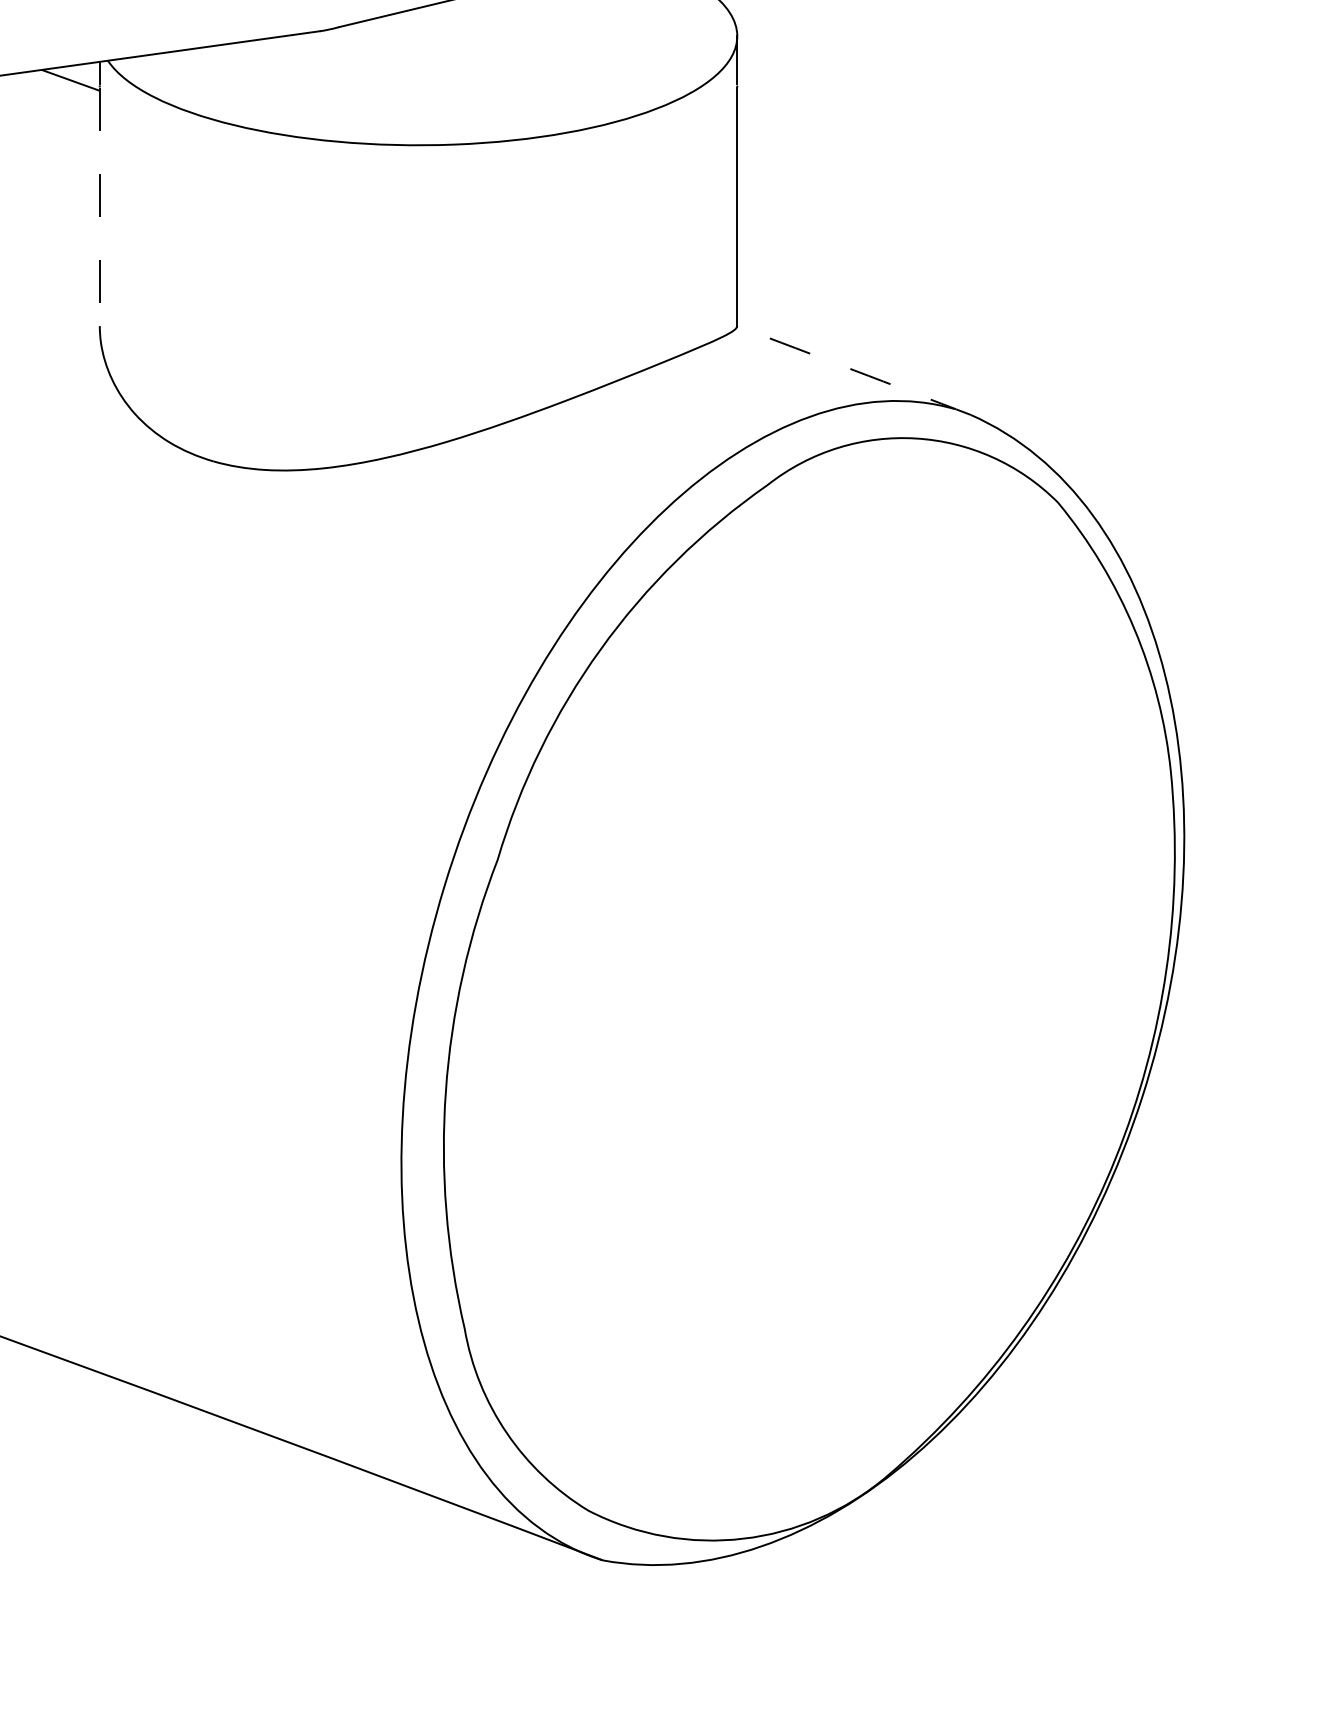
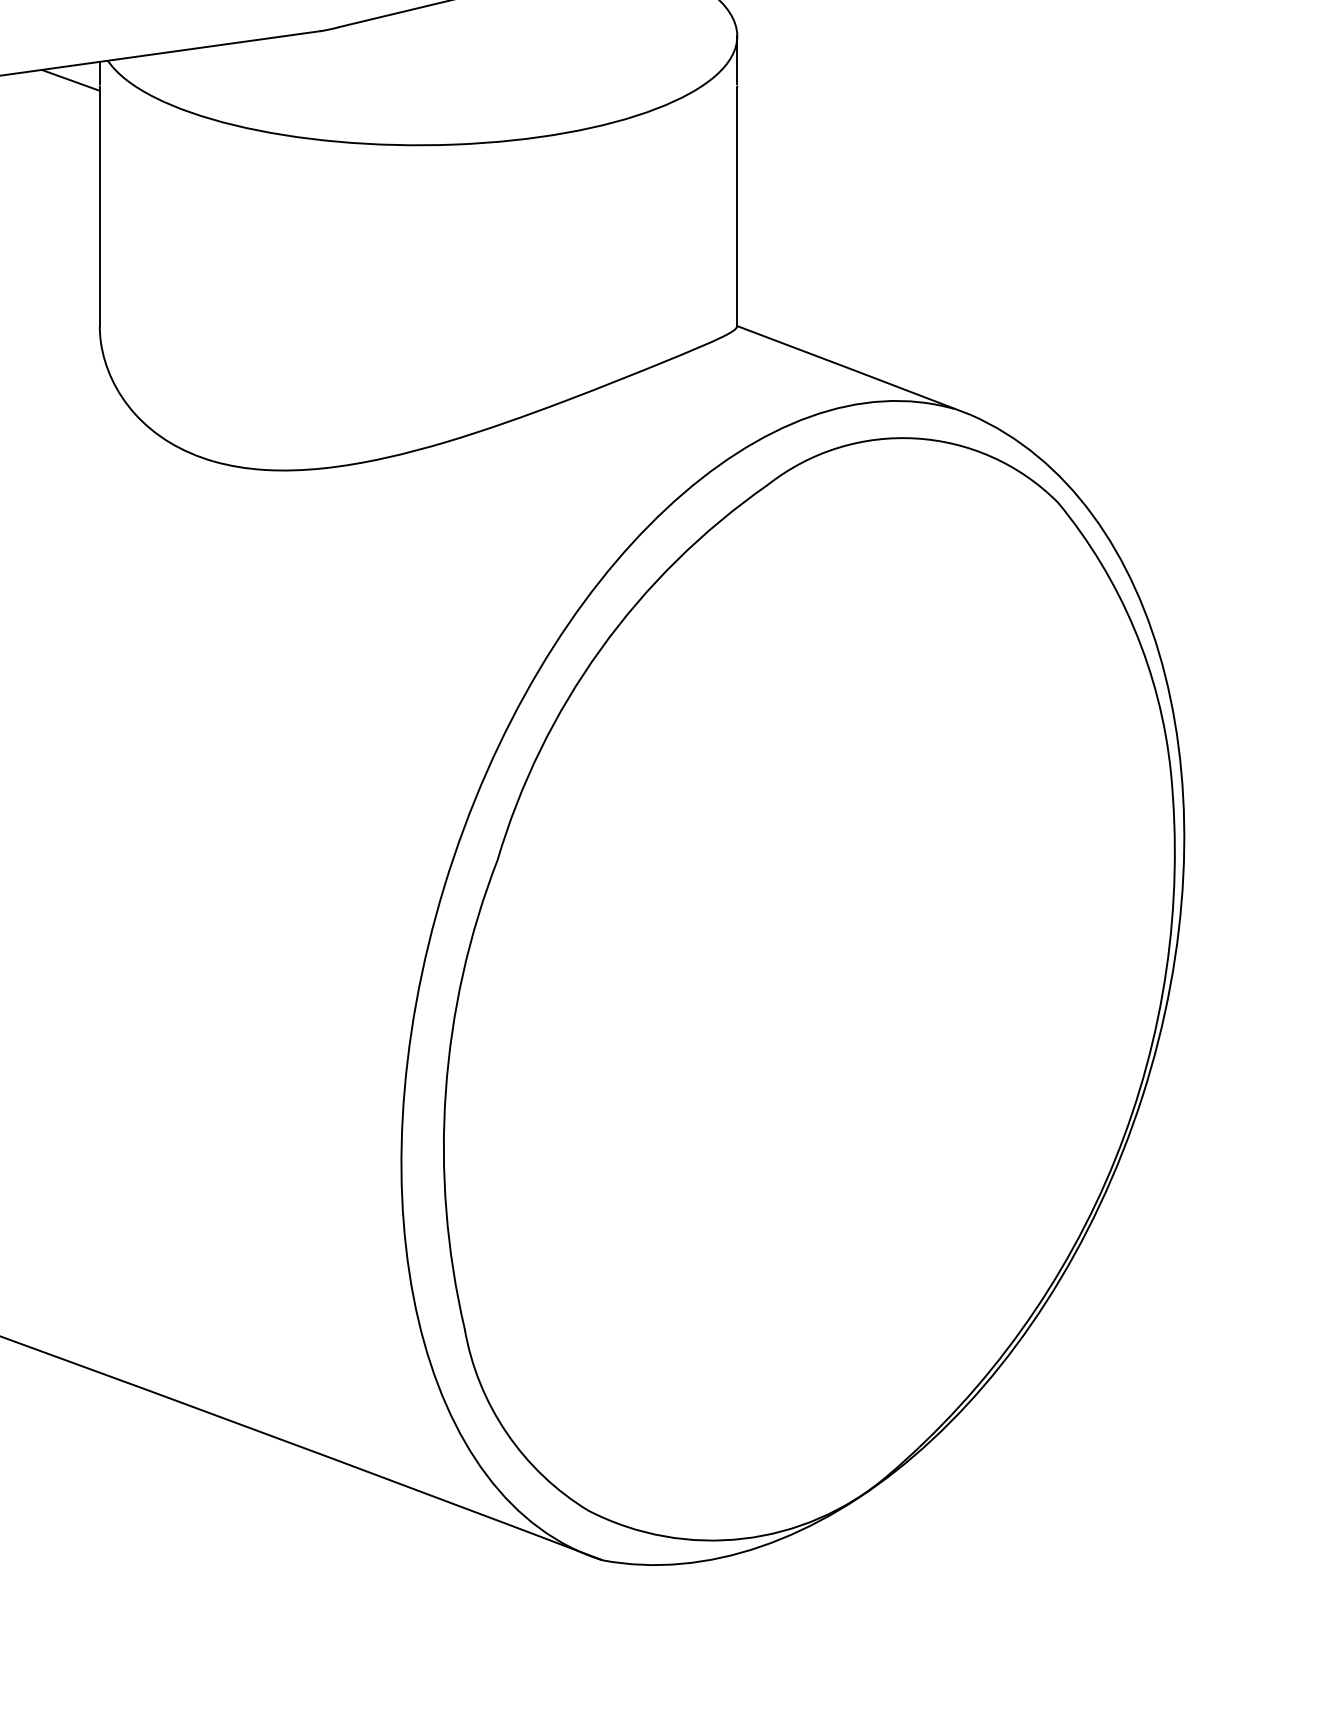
line: dashed -> solid (99, 207)
arc: dashed -> solid (854, 370)
